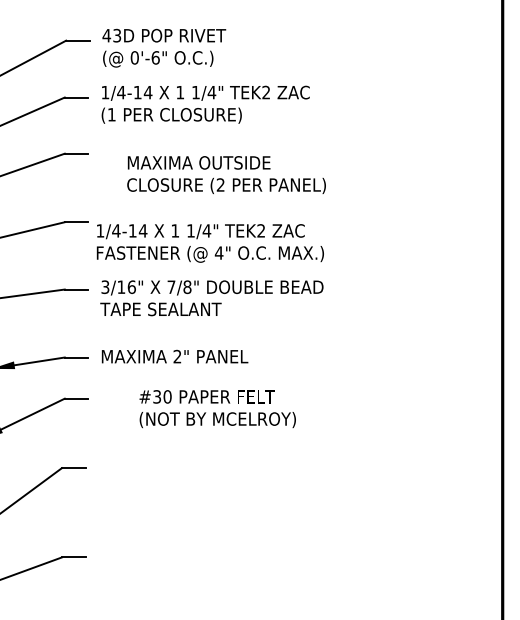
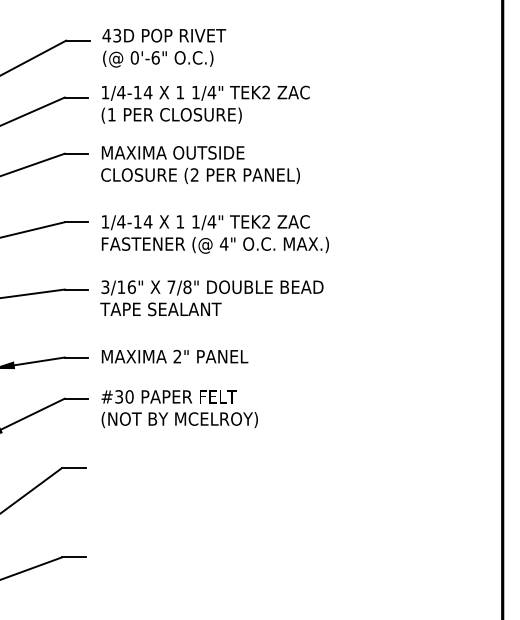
text position: (226, 174) -> (200, 164) (200, 164)
text position: (209, 243) -> (214, 234) (214, 234)
text position: (217, 409) -> (179, 409) (179, 409)
